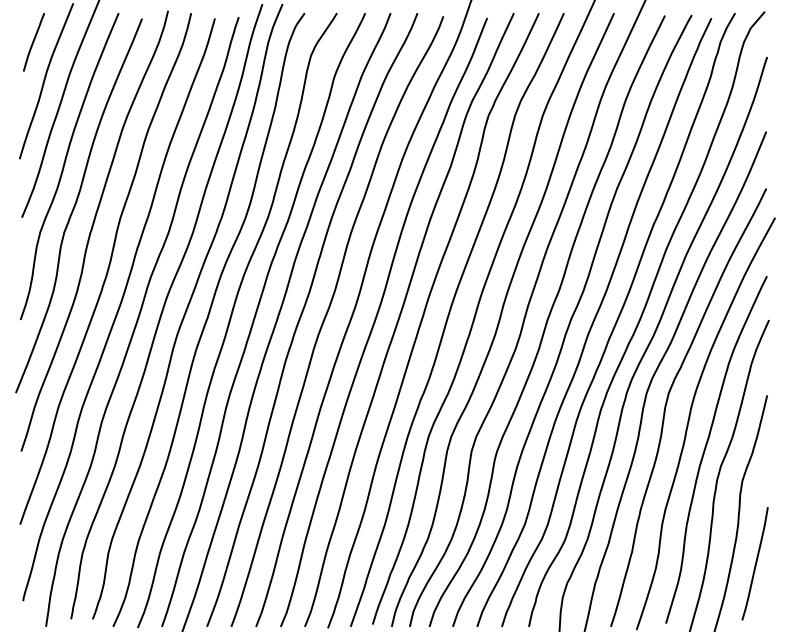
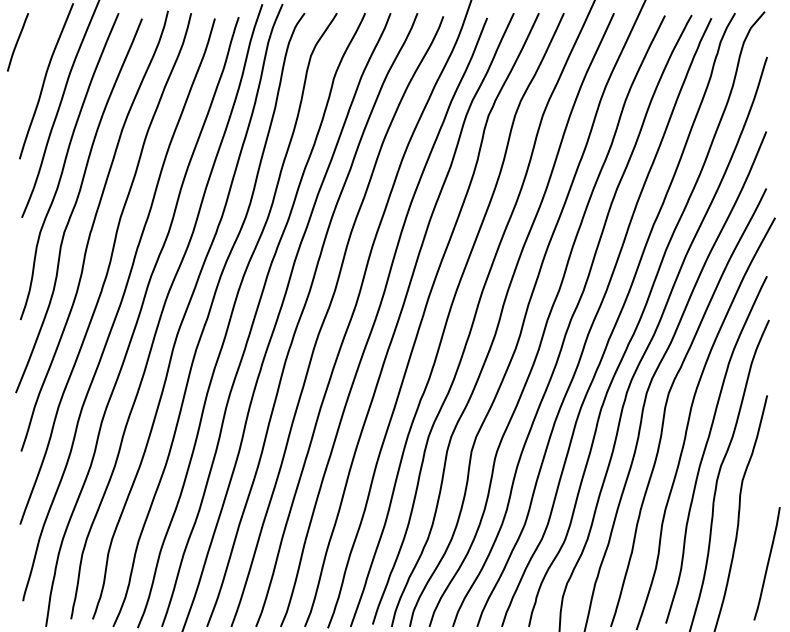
line position: (34, 42) -> (18, 42) (18, 42)
curve position: (755, 563) -> (767, 563) (767, 563)
